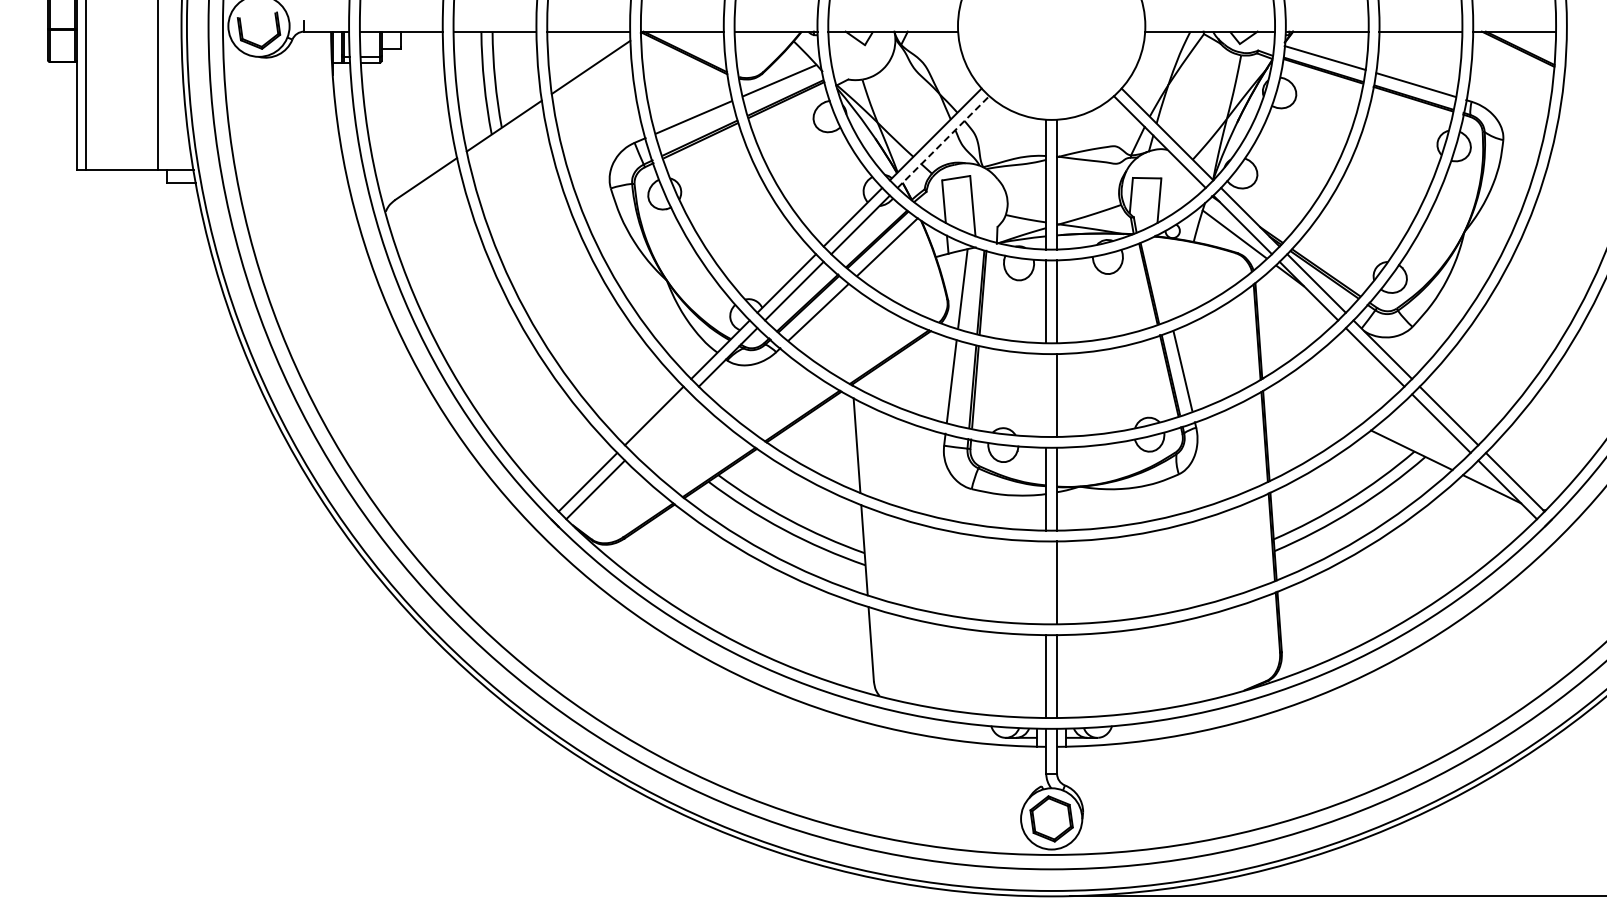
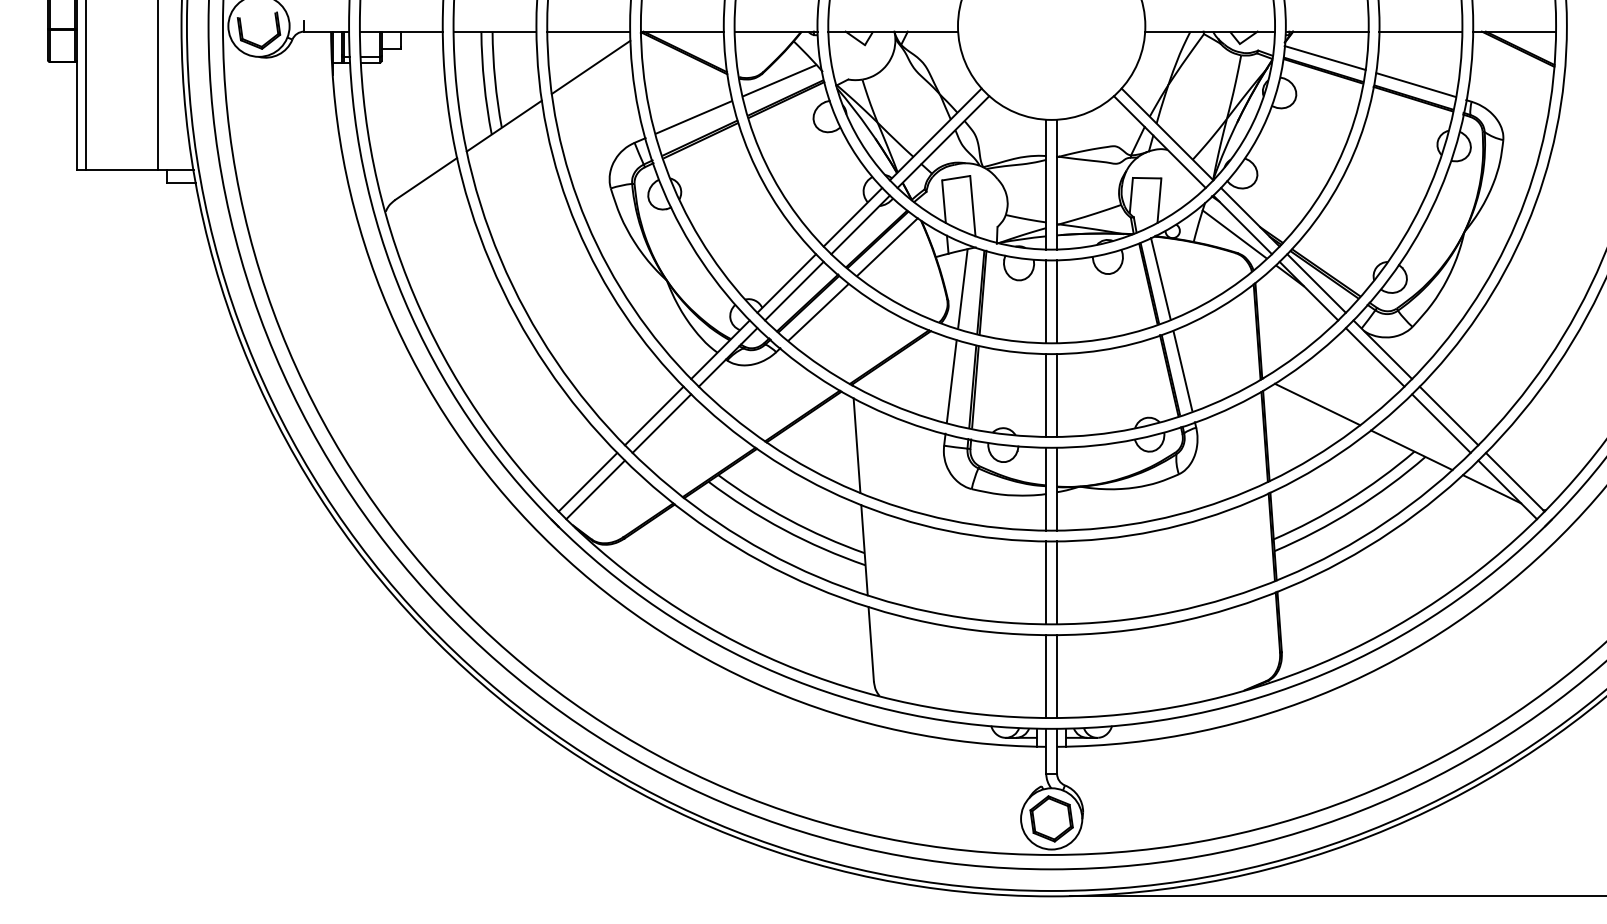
line: dashed -> solid (943, 142)
line: none -> present (1160, 278)
line: none -> present (1046, 395)
line: none -> present (1317, 404)
line: none -> present (661, 423)
line: none -> present (1046, 582)
